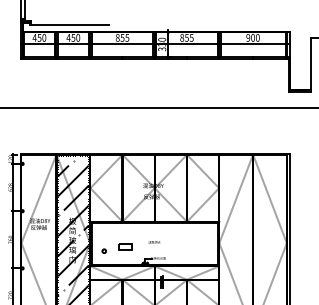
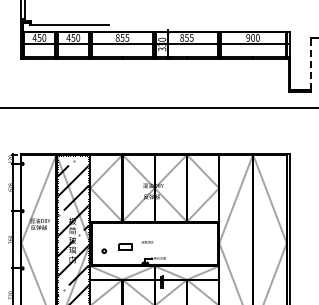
line: solid -> dashed (311, 63)
text position: (154, 242) -> (147, 242) (147, 242)
